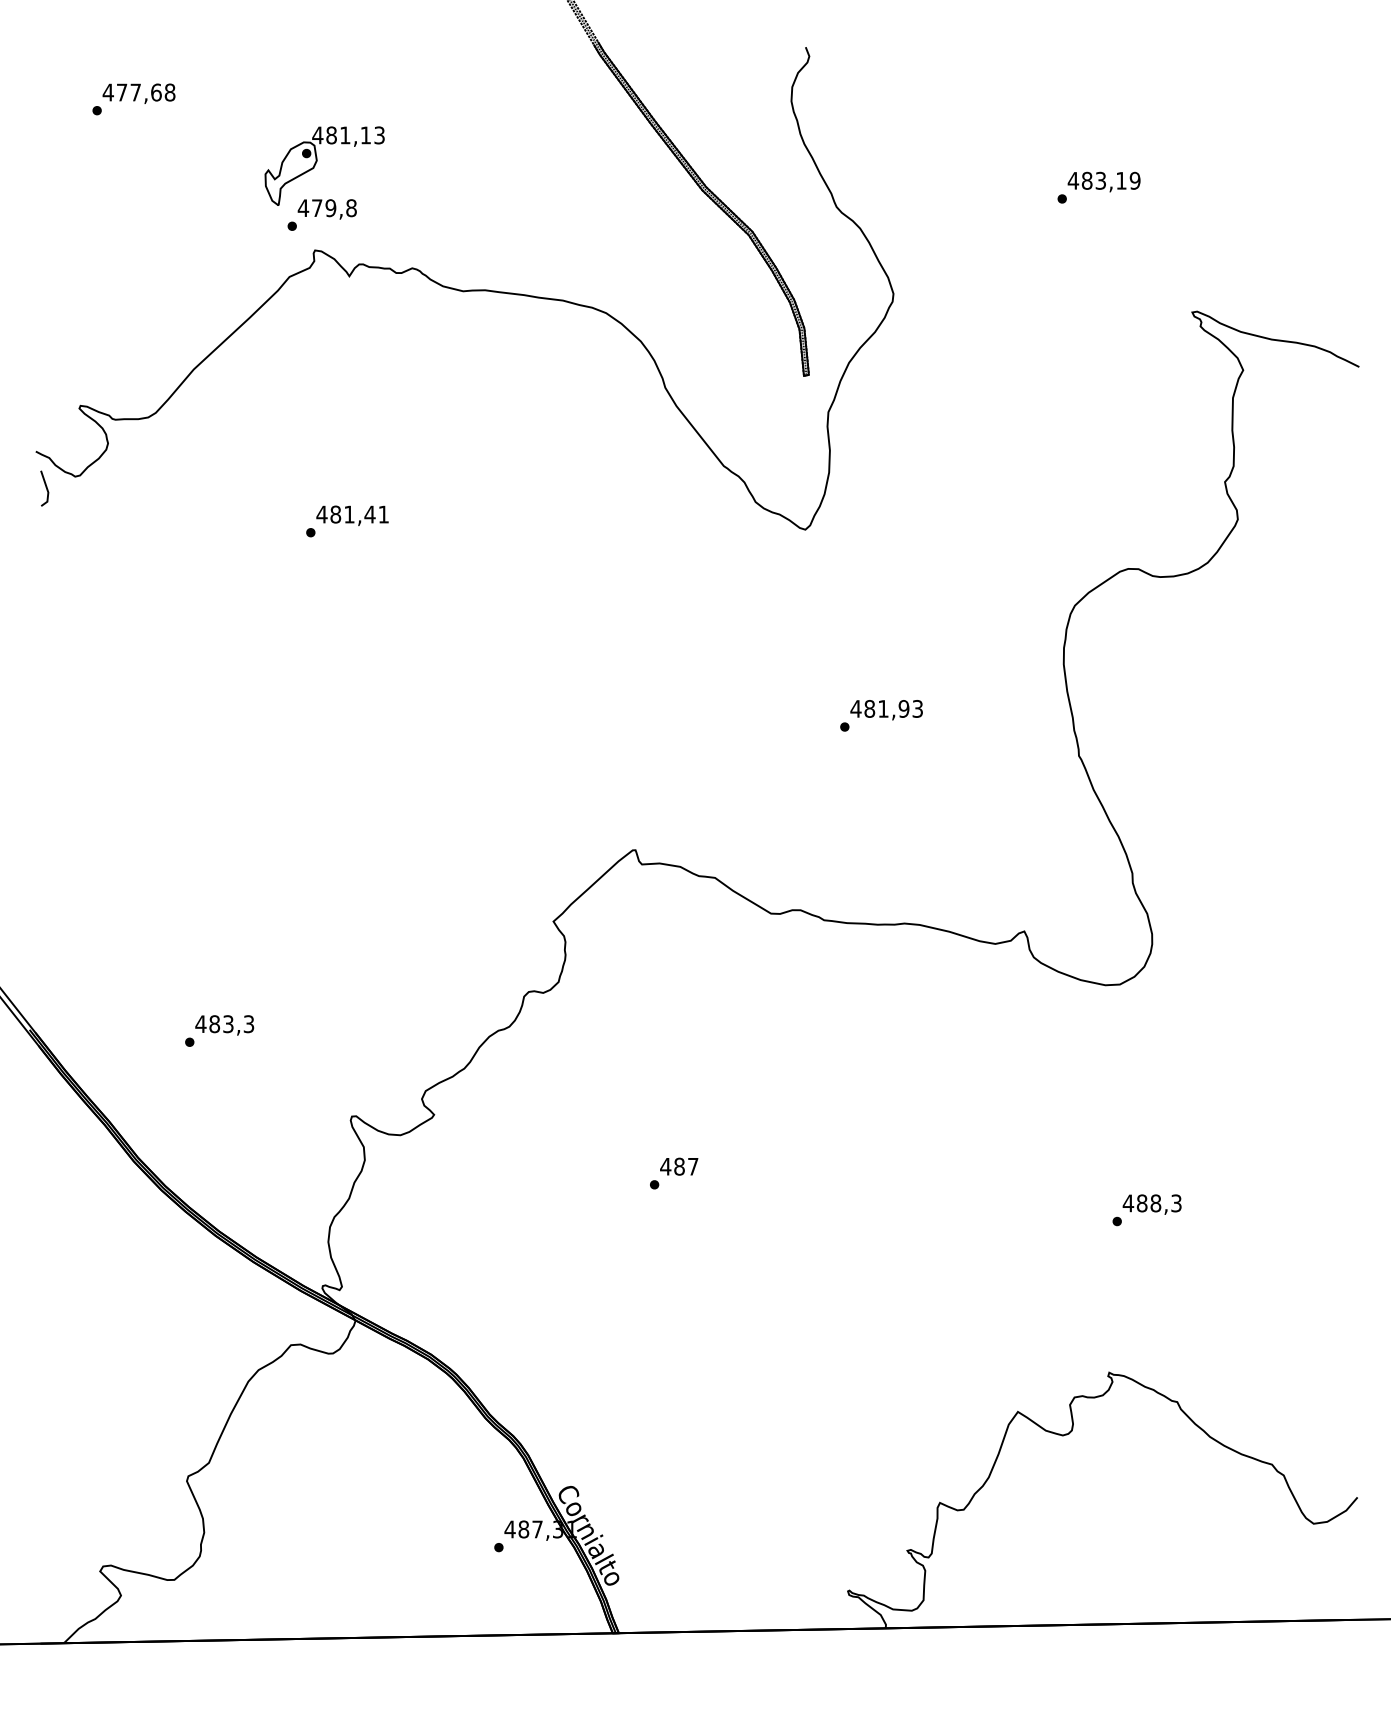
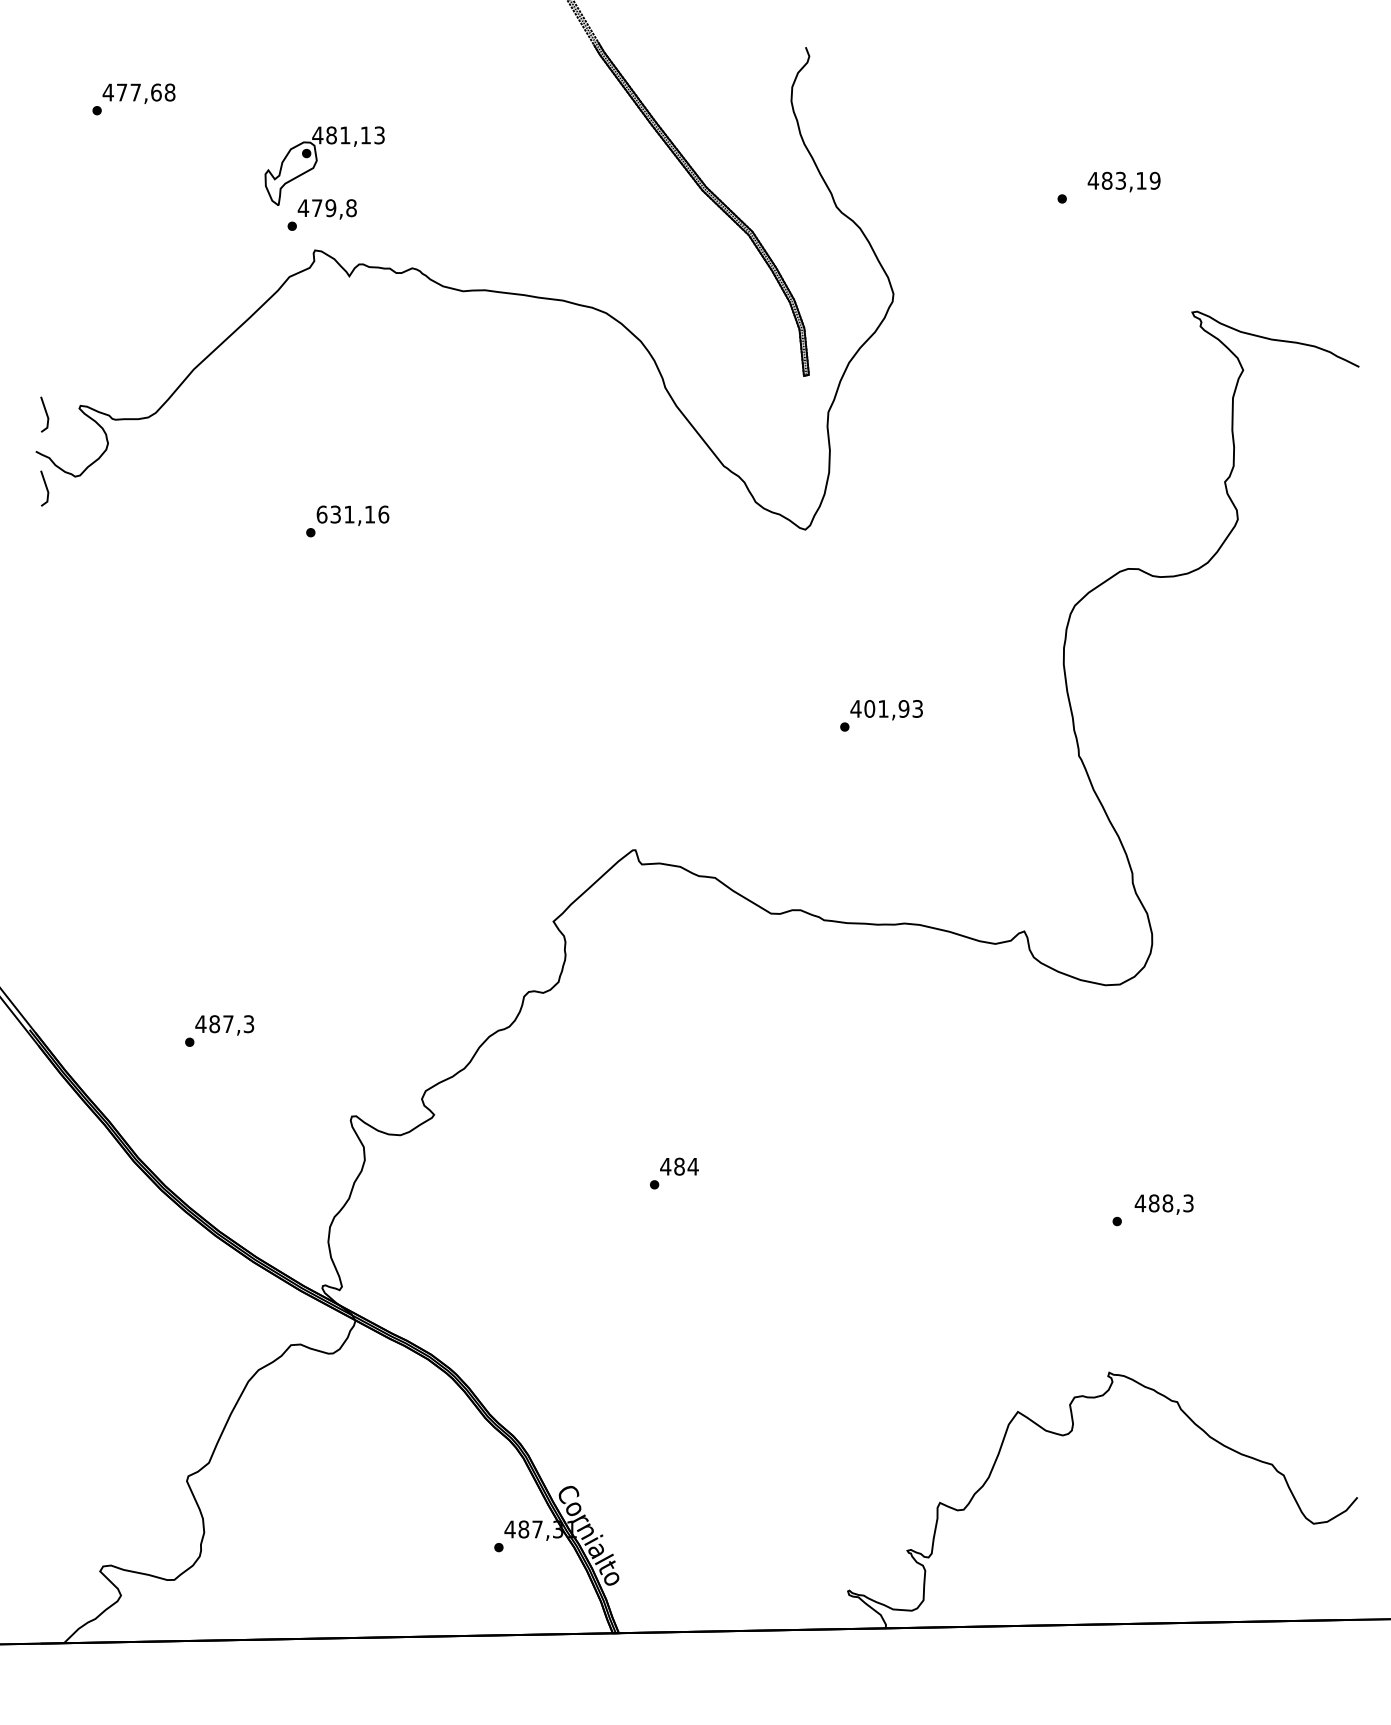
text position: (1103, 181) -> (1123, 181) (1123, 181)
line: none -> present (45, 413)
text: 481,41 -> 631,16 (352, 514)
text: 481,93 -> 401,93 (869, 708)
text: 483,3 -> 487,3 (228, 1024)
text: 487 -> 484 (692, 1166)
text position: (1151, 1204) -> (1163, 1204) (1163, 1204)
